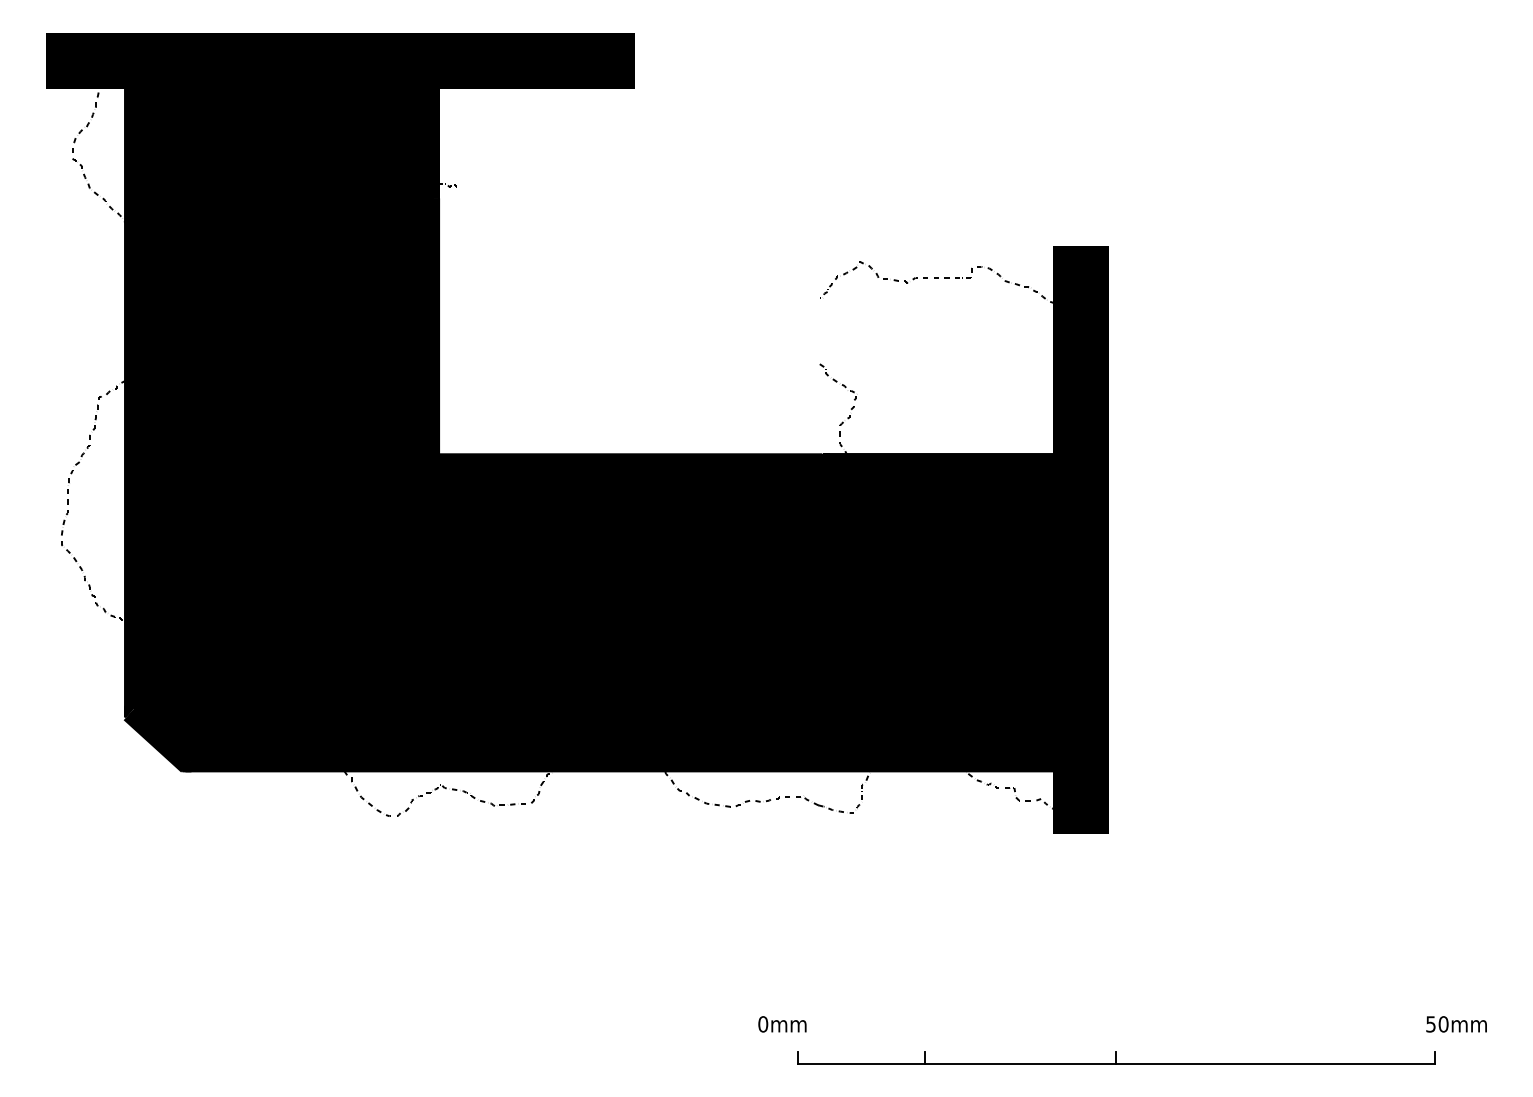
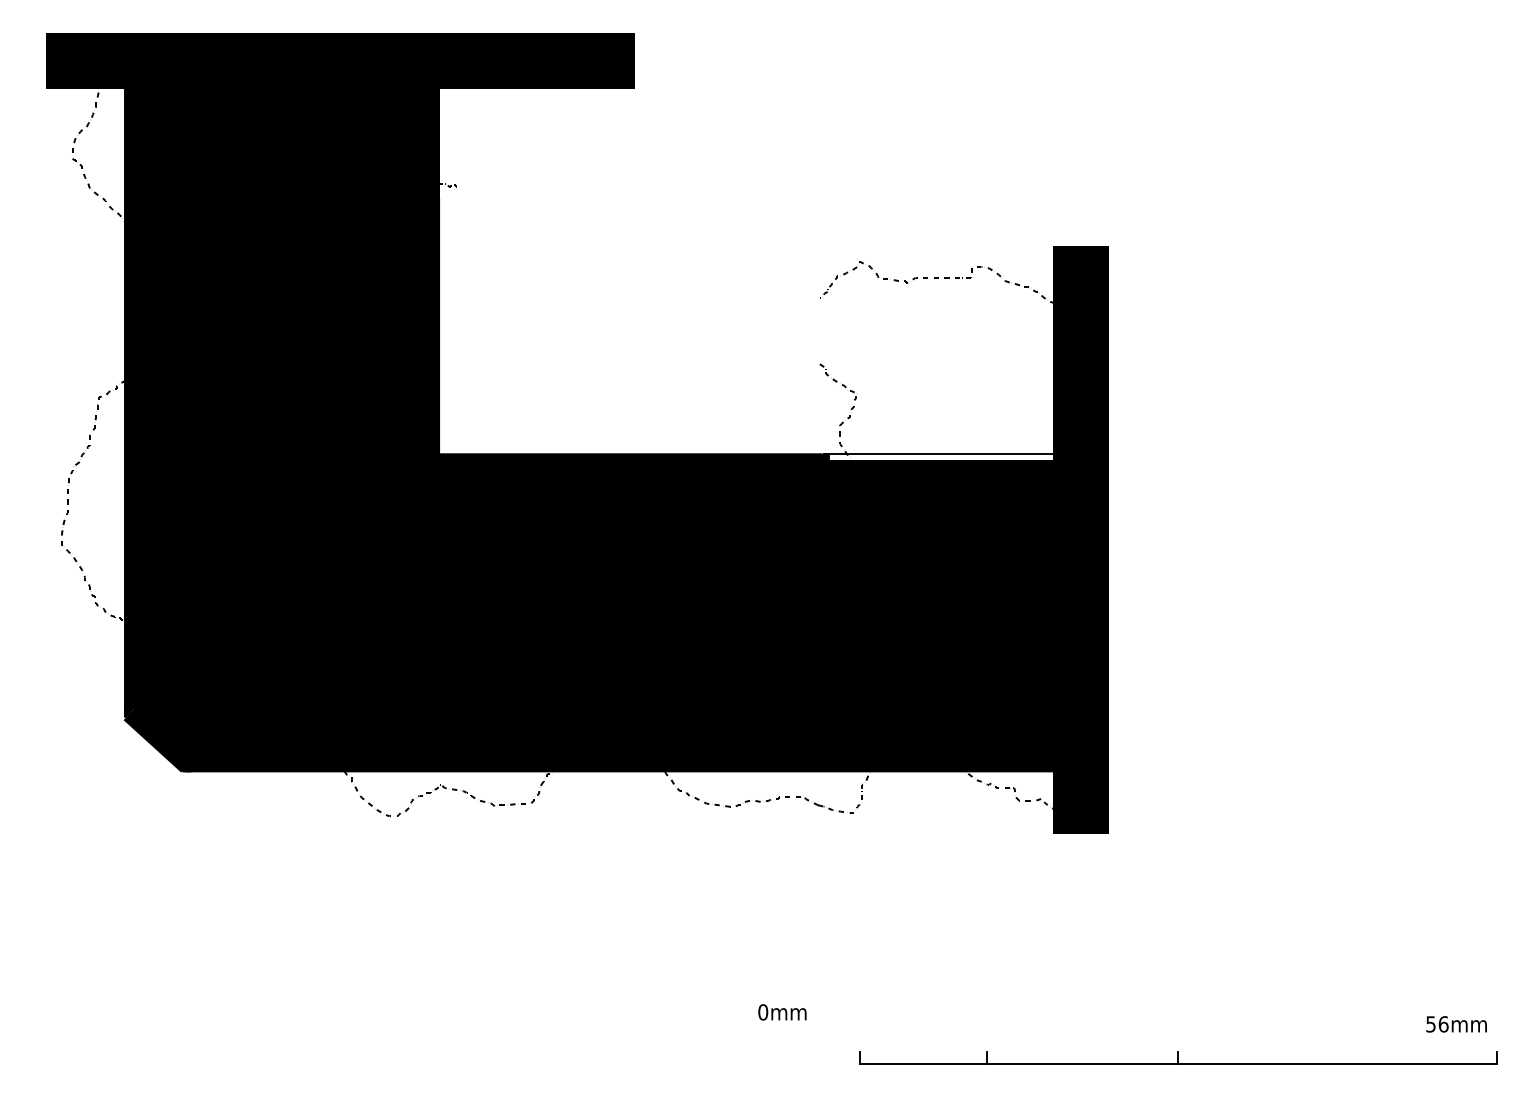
fill: present -> none (940, 457)
text position: (782, 1024) -> (782, 1012) (782, 1012)
text: 50mm -> 56mm (1443, 1024)
part position: (1116, 1057) -> (1178, 1057) (1178, 1057)
